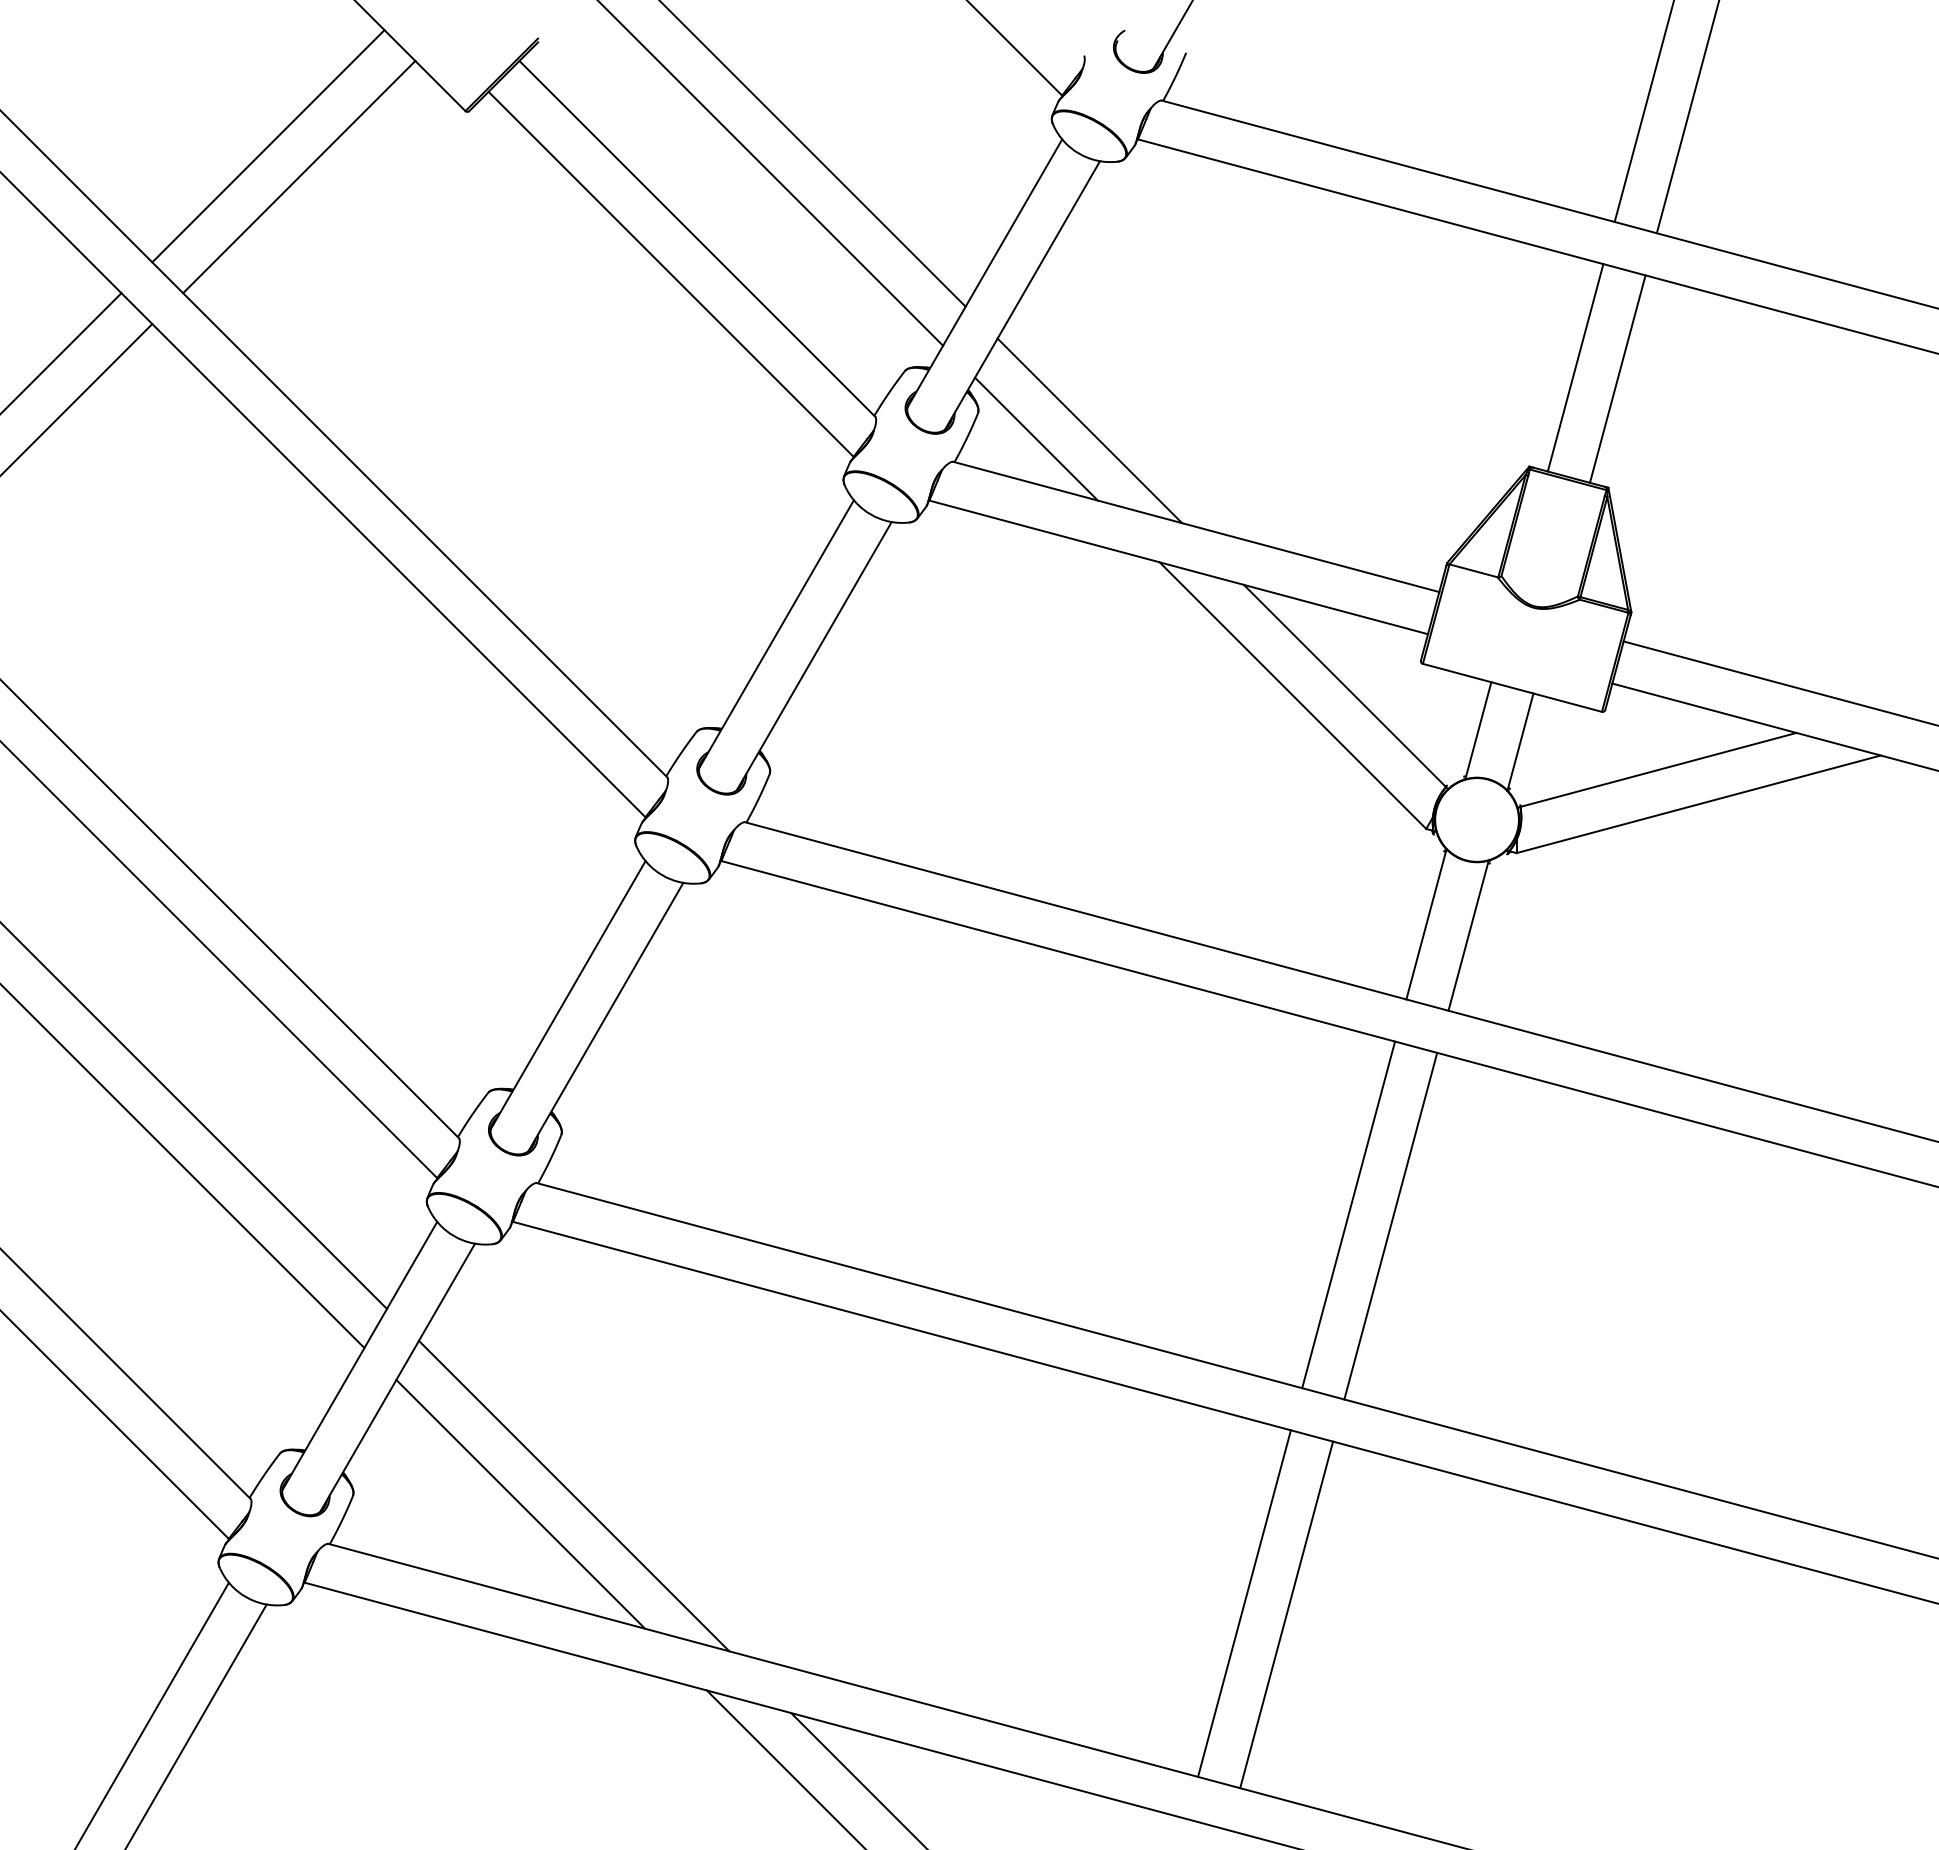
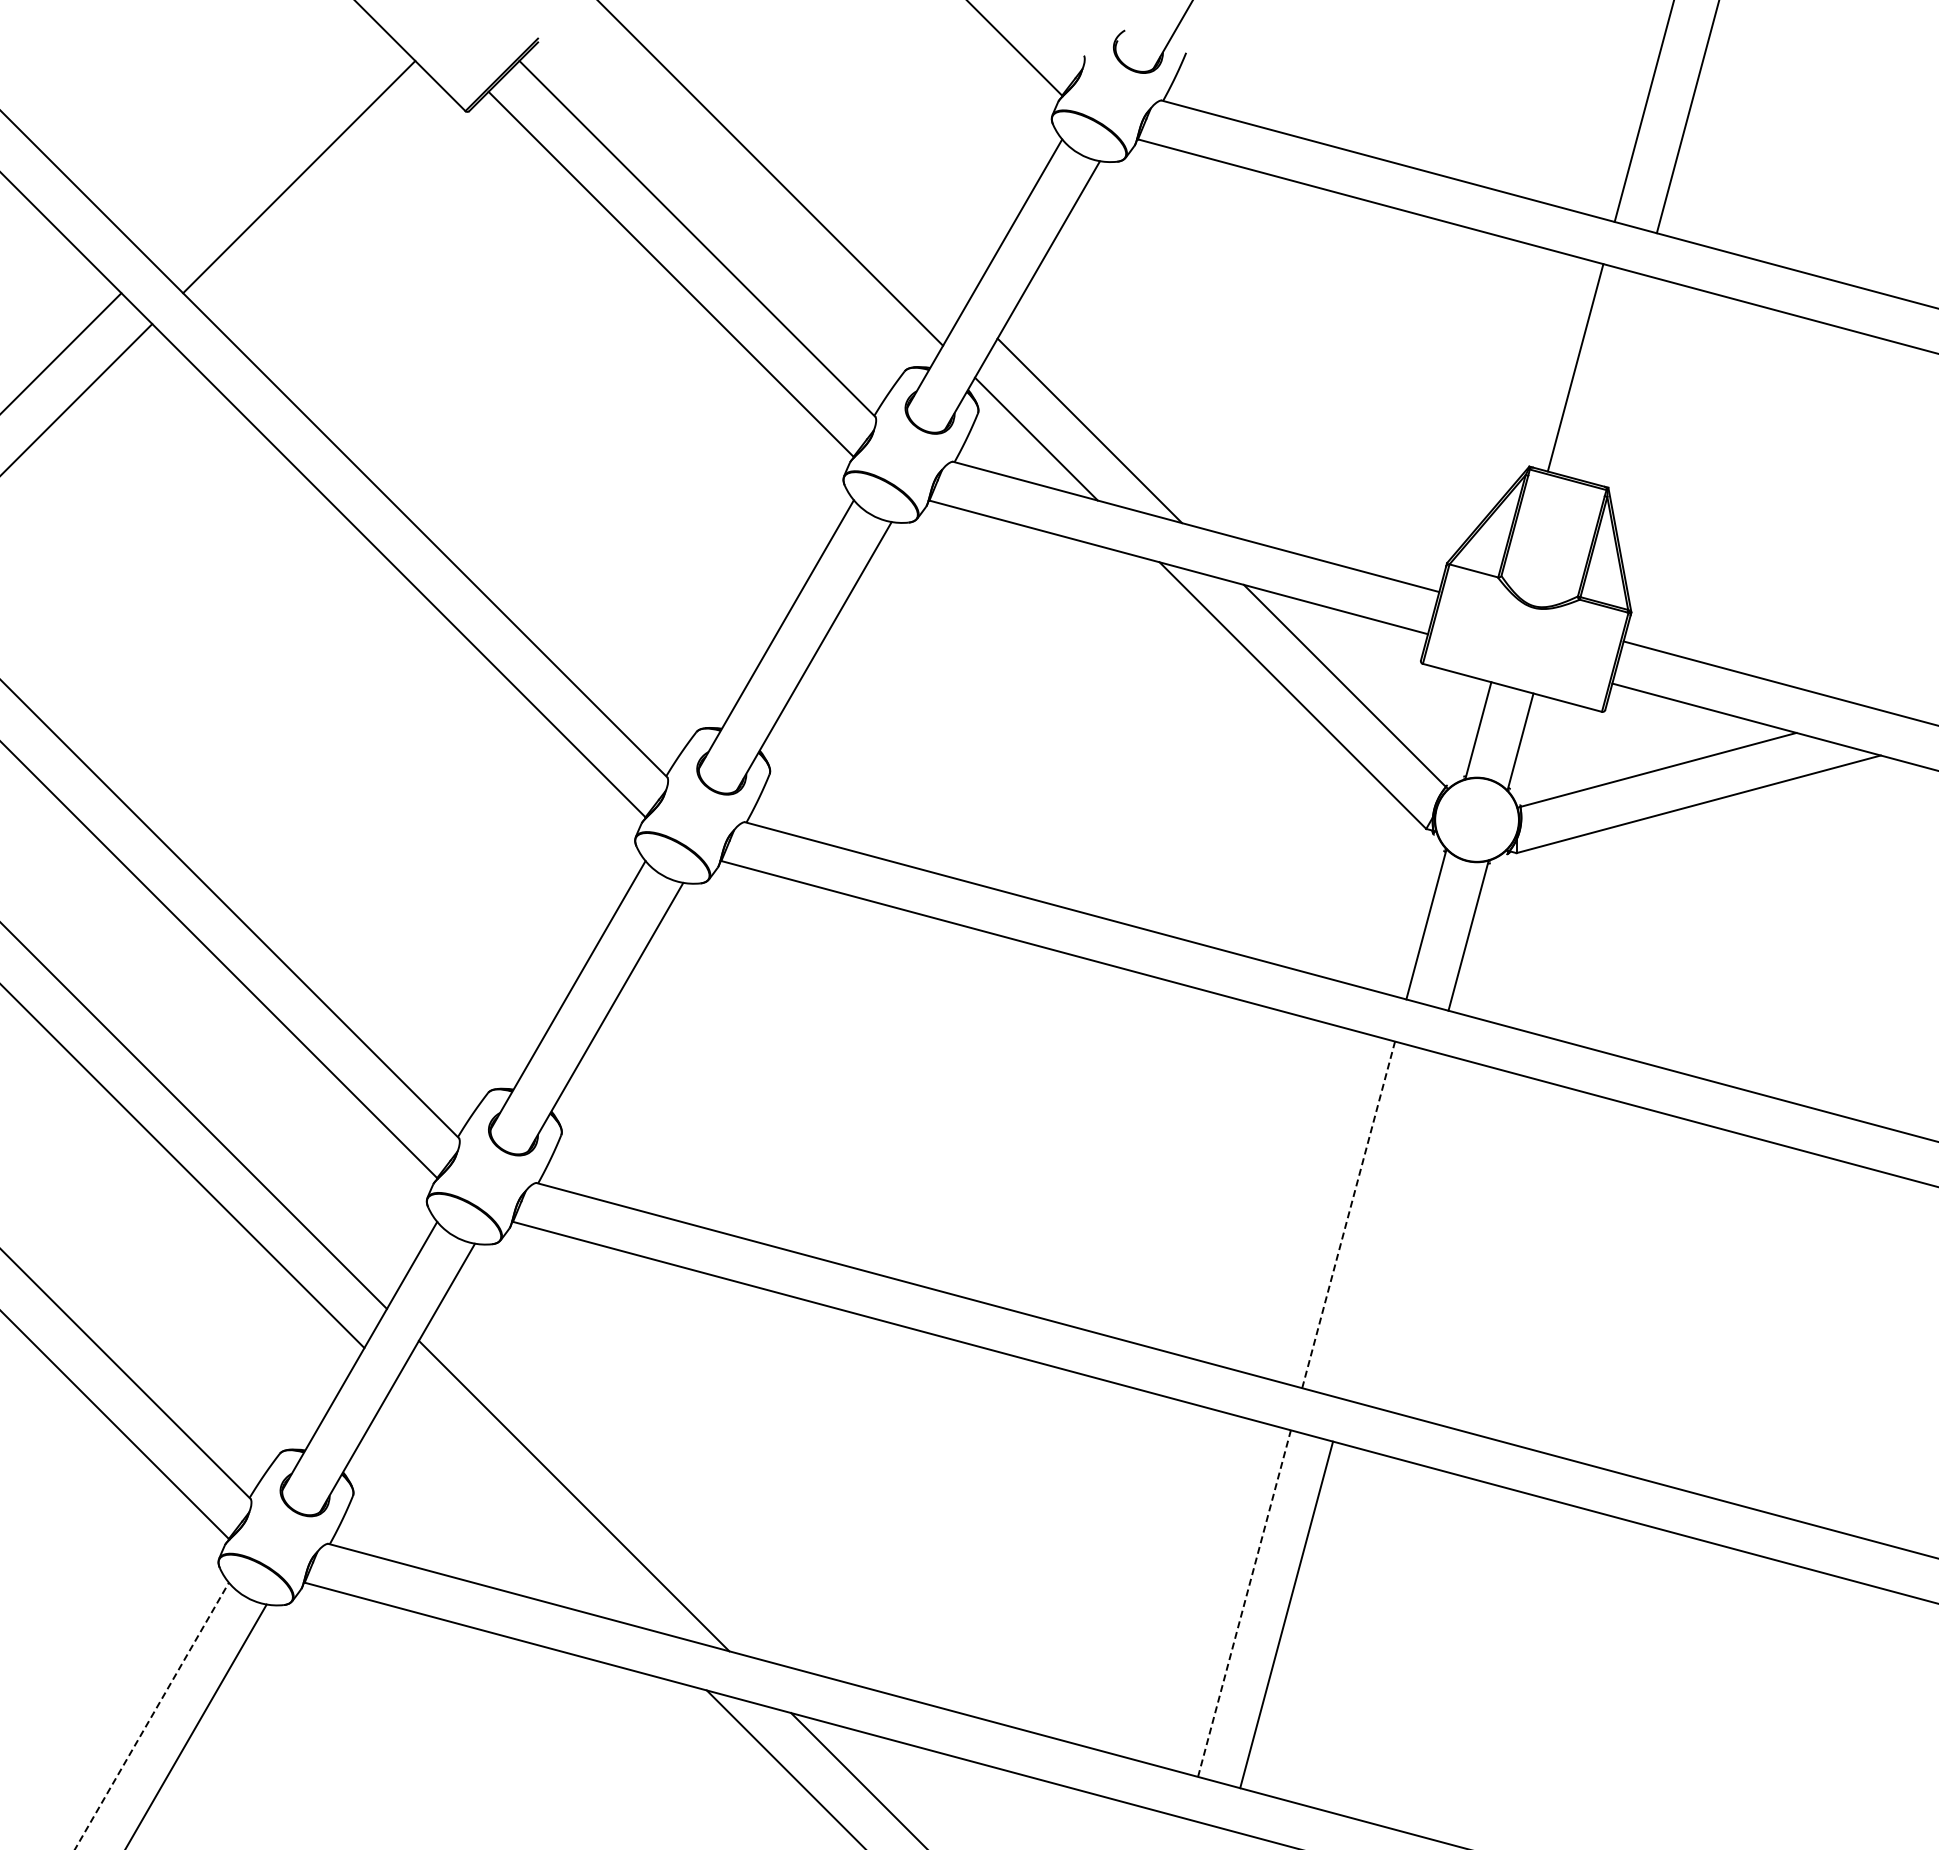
line: present -> none (268, 146)
line: present -> none (813, 154)
line: present -> none (1617, 378)
line: solid -> dashed (1348, 1214)
line: present -> none (1390, 1225)
line: present -> none (520, 1503)
line: solid -> dashed (1244, 1603)
line: solid -> dashed (151, 1716)
